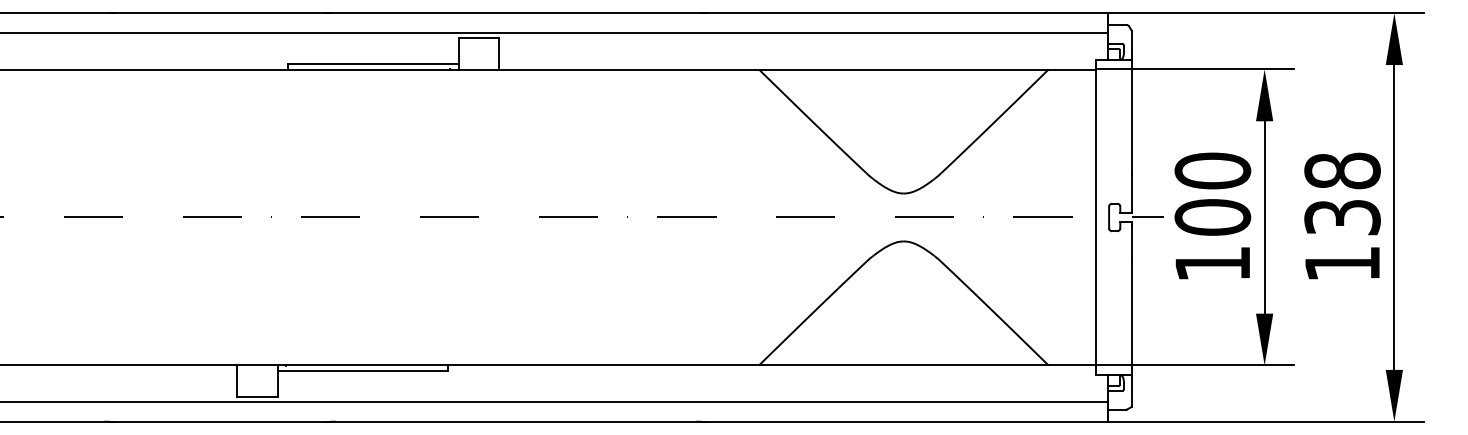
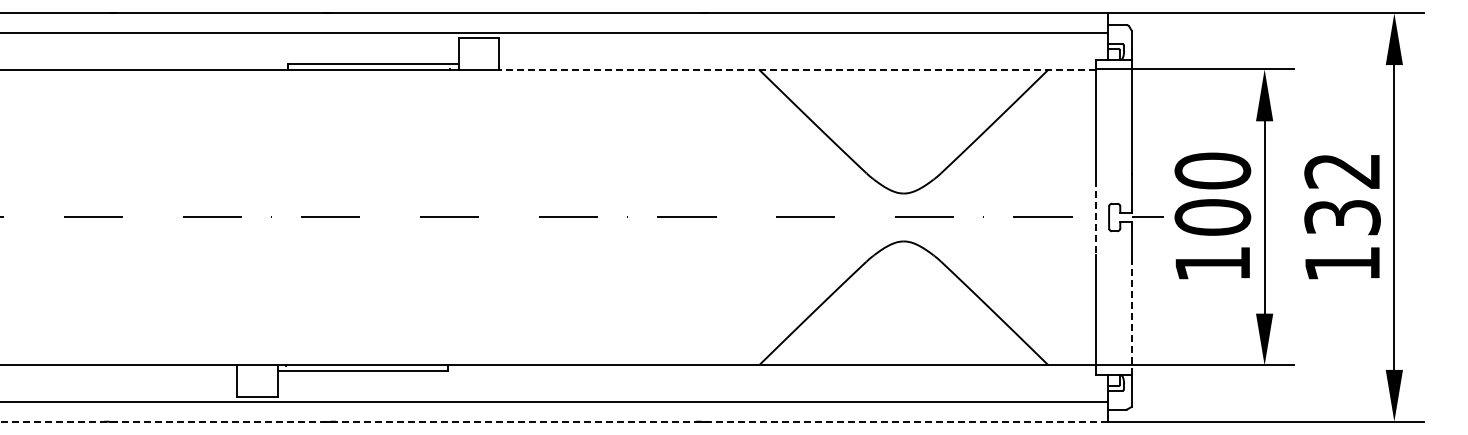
line: solid -> dashed (797, 69)
text: 138 -> 132 (1342, 170)
line: solid -> dashed (1096, 217)
line: solid -> dashed (1131, 317)
line: solid -> dashed (554, 421)
